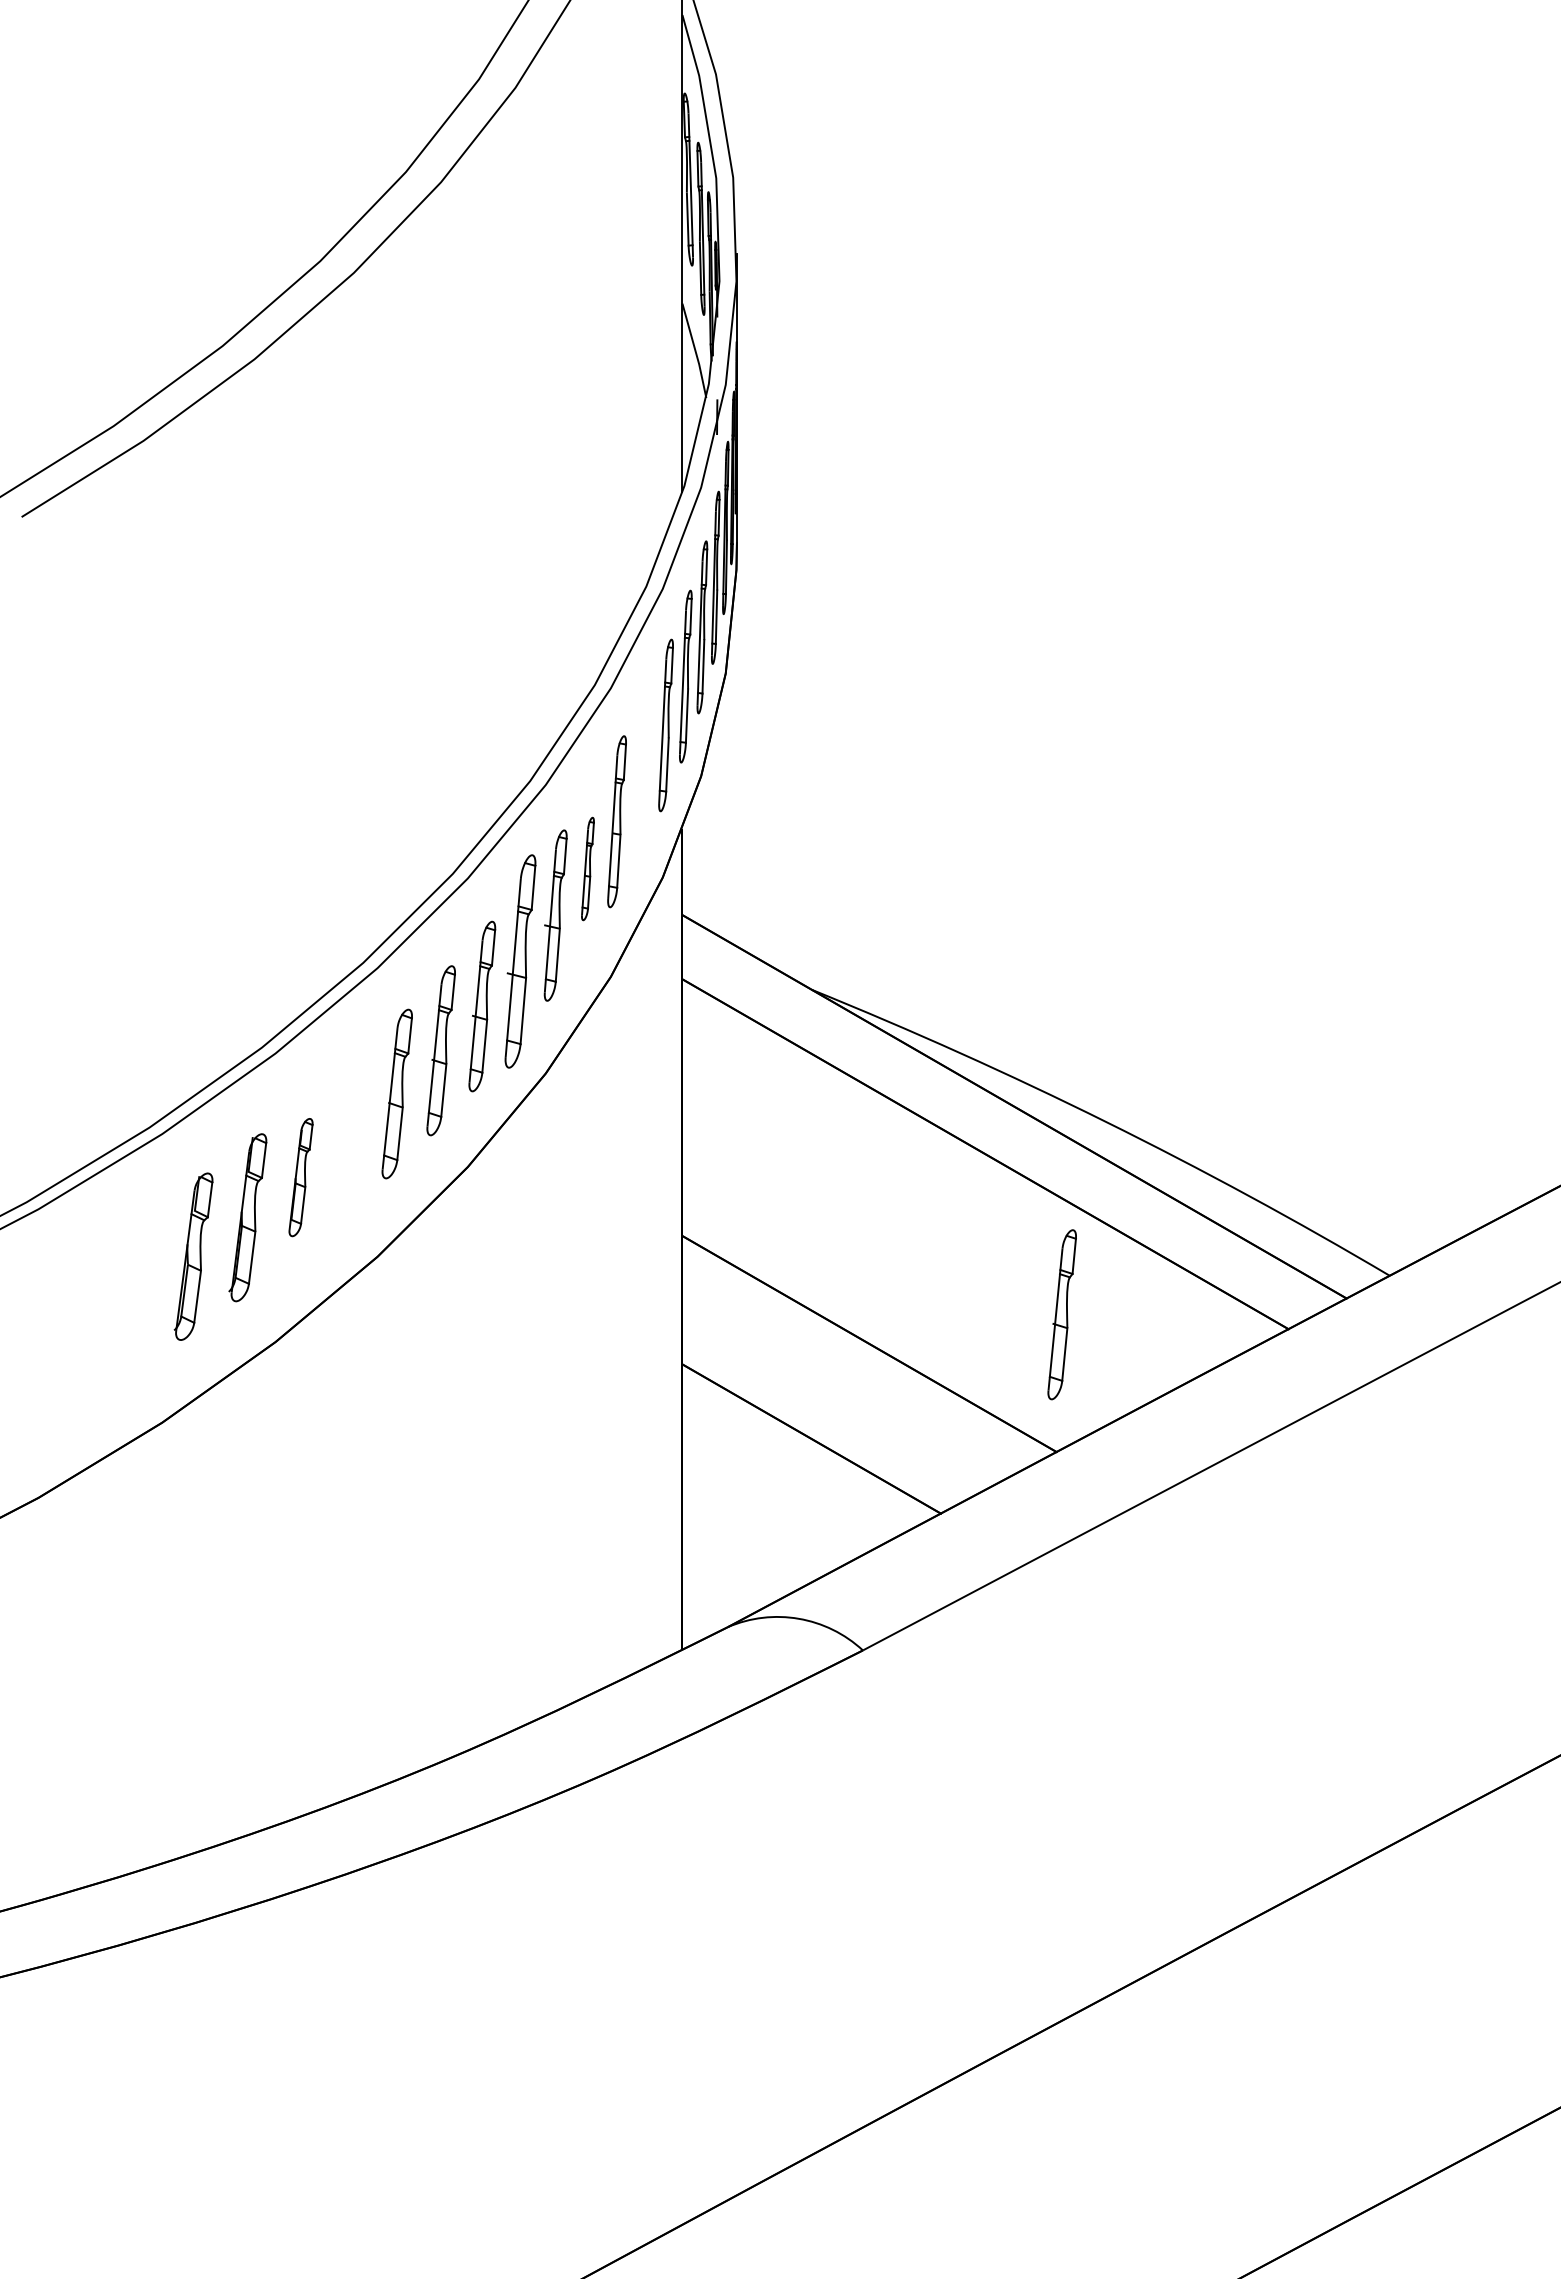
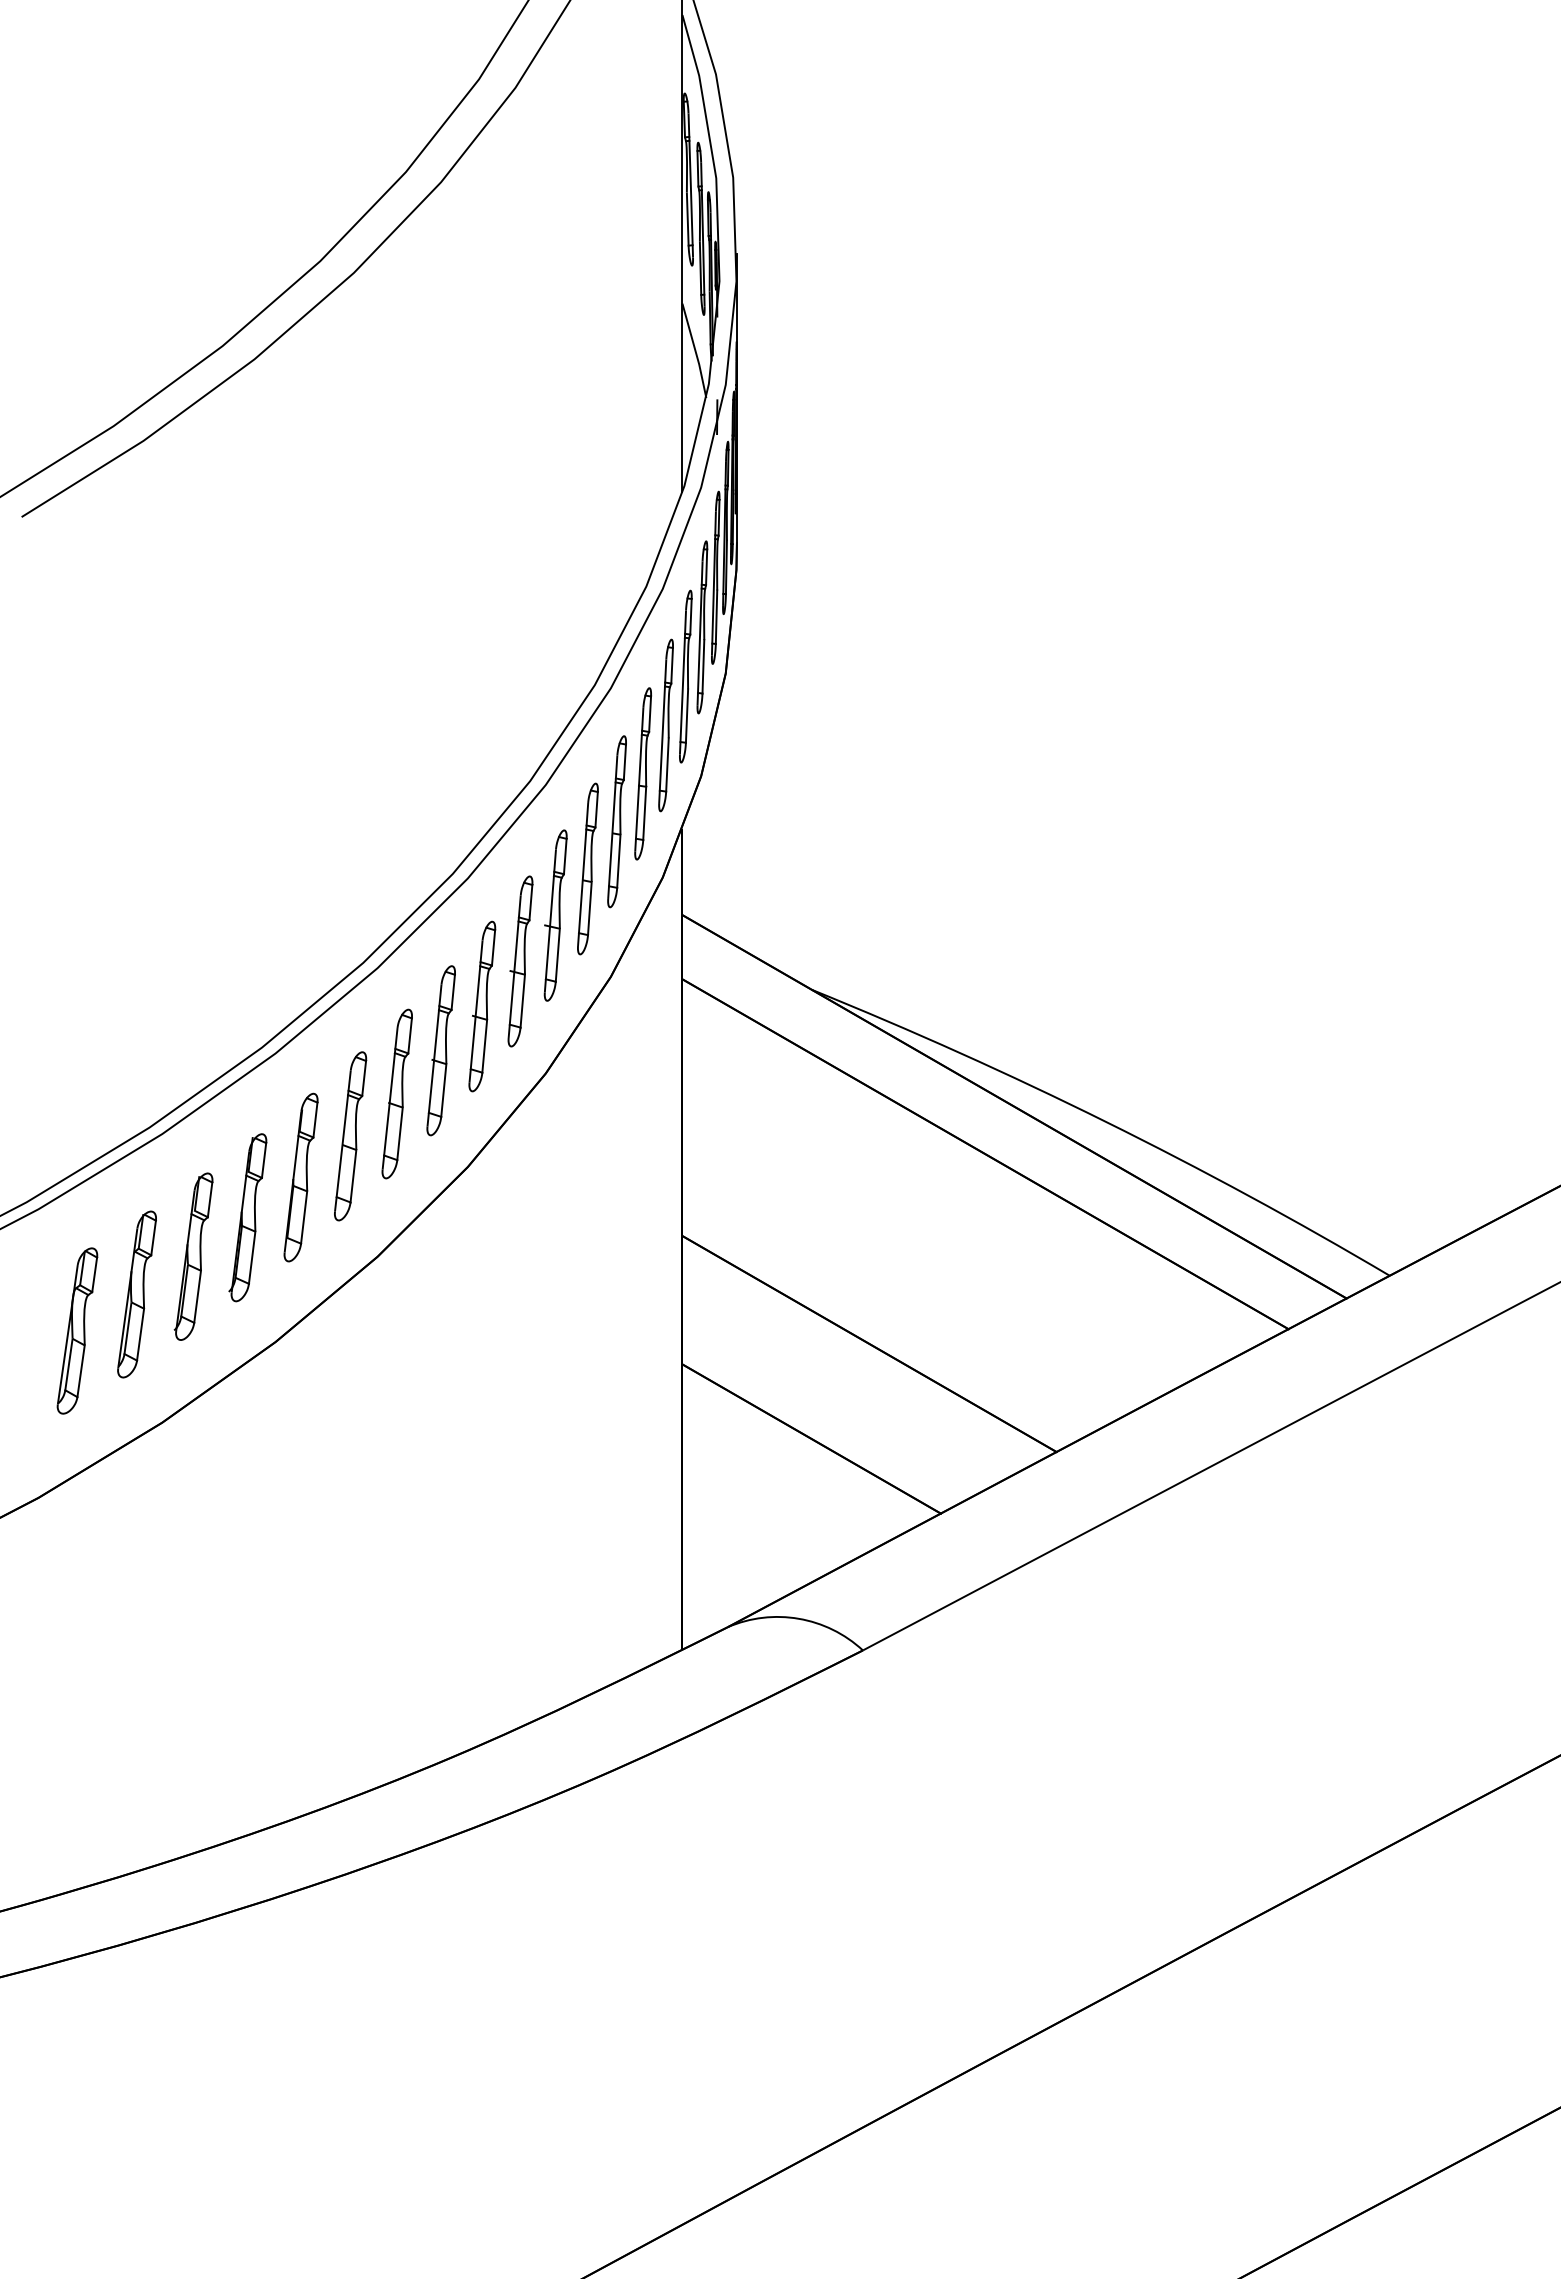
part: none -> present (643, 773)
part size: 14x106 px -> 22x174 px (587, 868)
part size: 33x215 px -> 27x173 px (520, 961)
part: none -> present (350, 1136)
part size: 26x120 px -> 36x171 px (300, 1177)
part: none -> present (136, 1294)
part: present -> none (1061, 1314)
part: none -> present (77, 1330)
